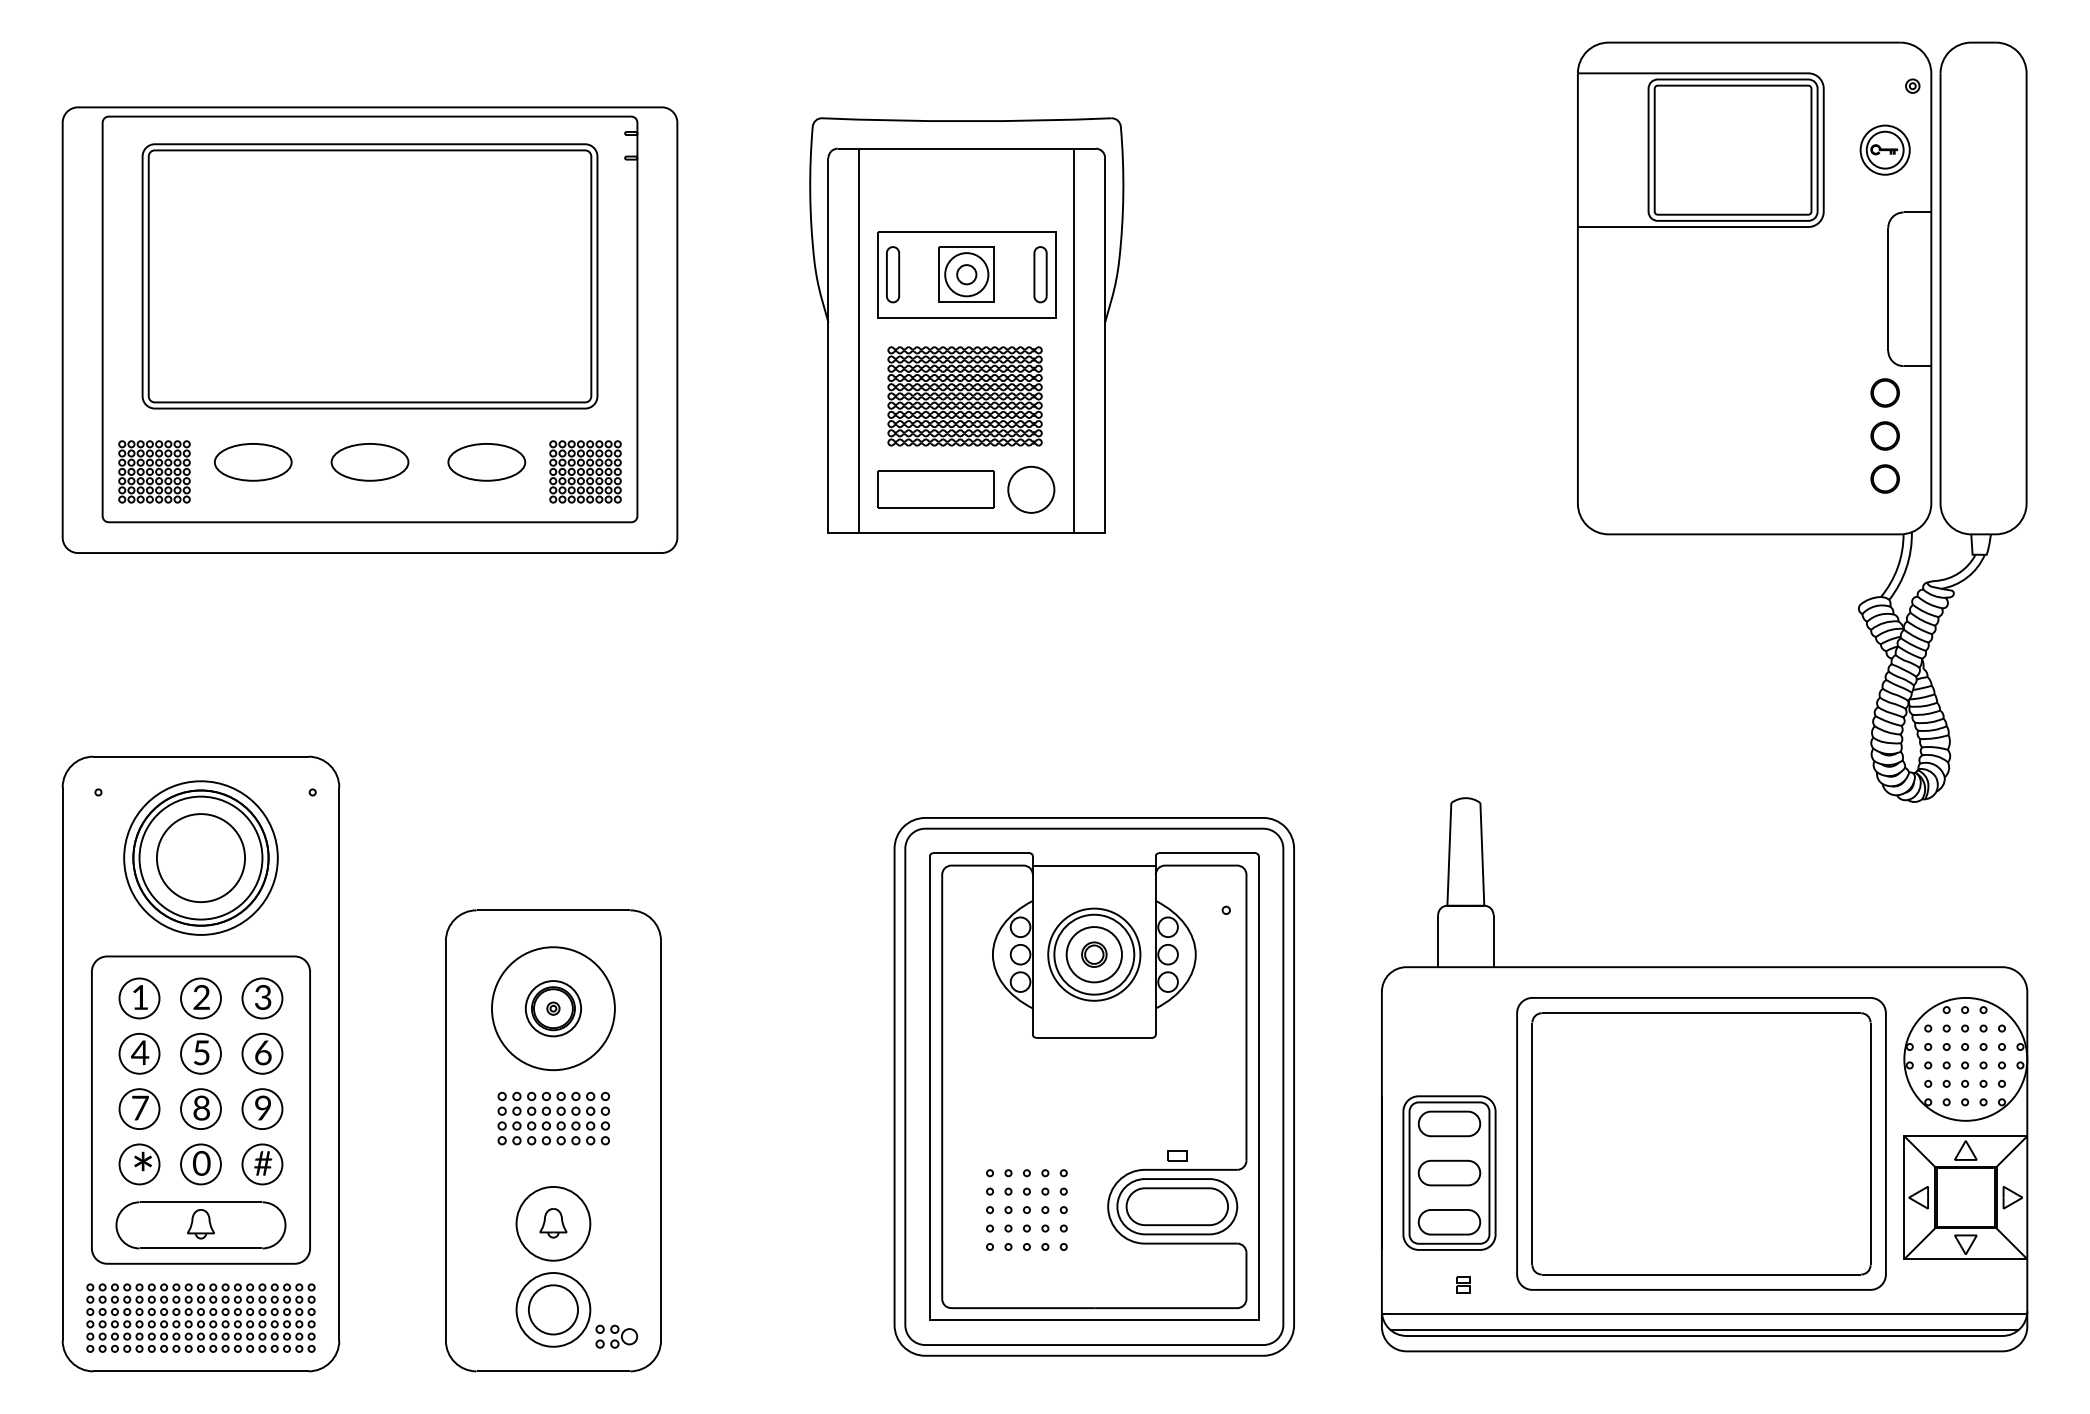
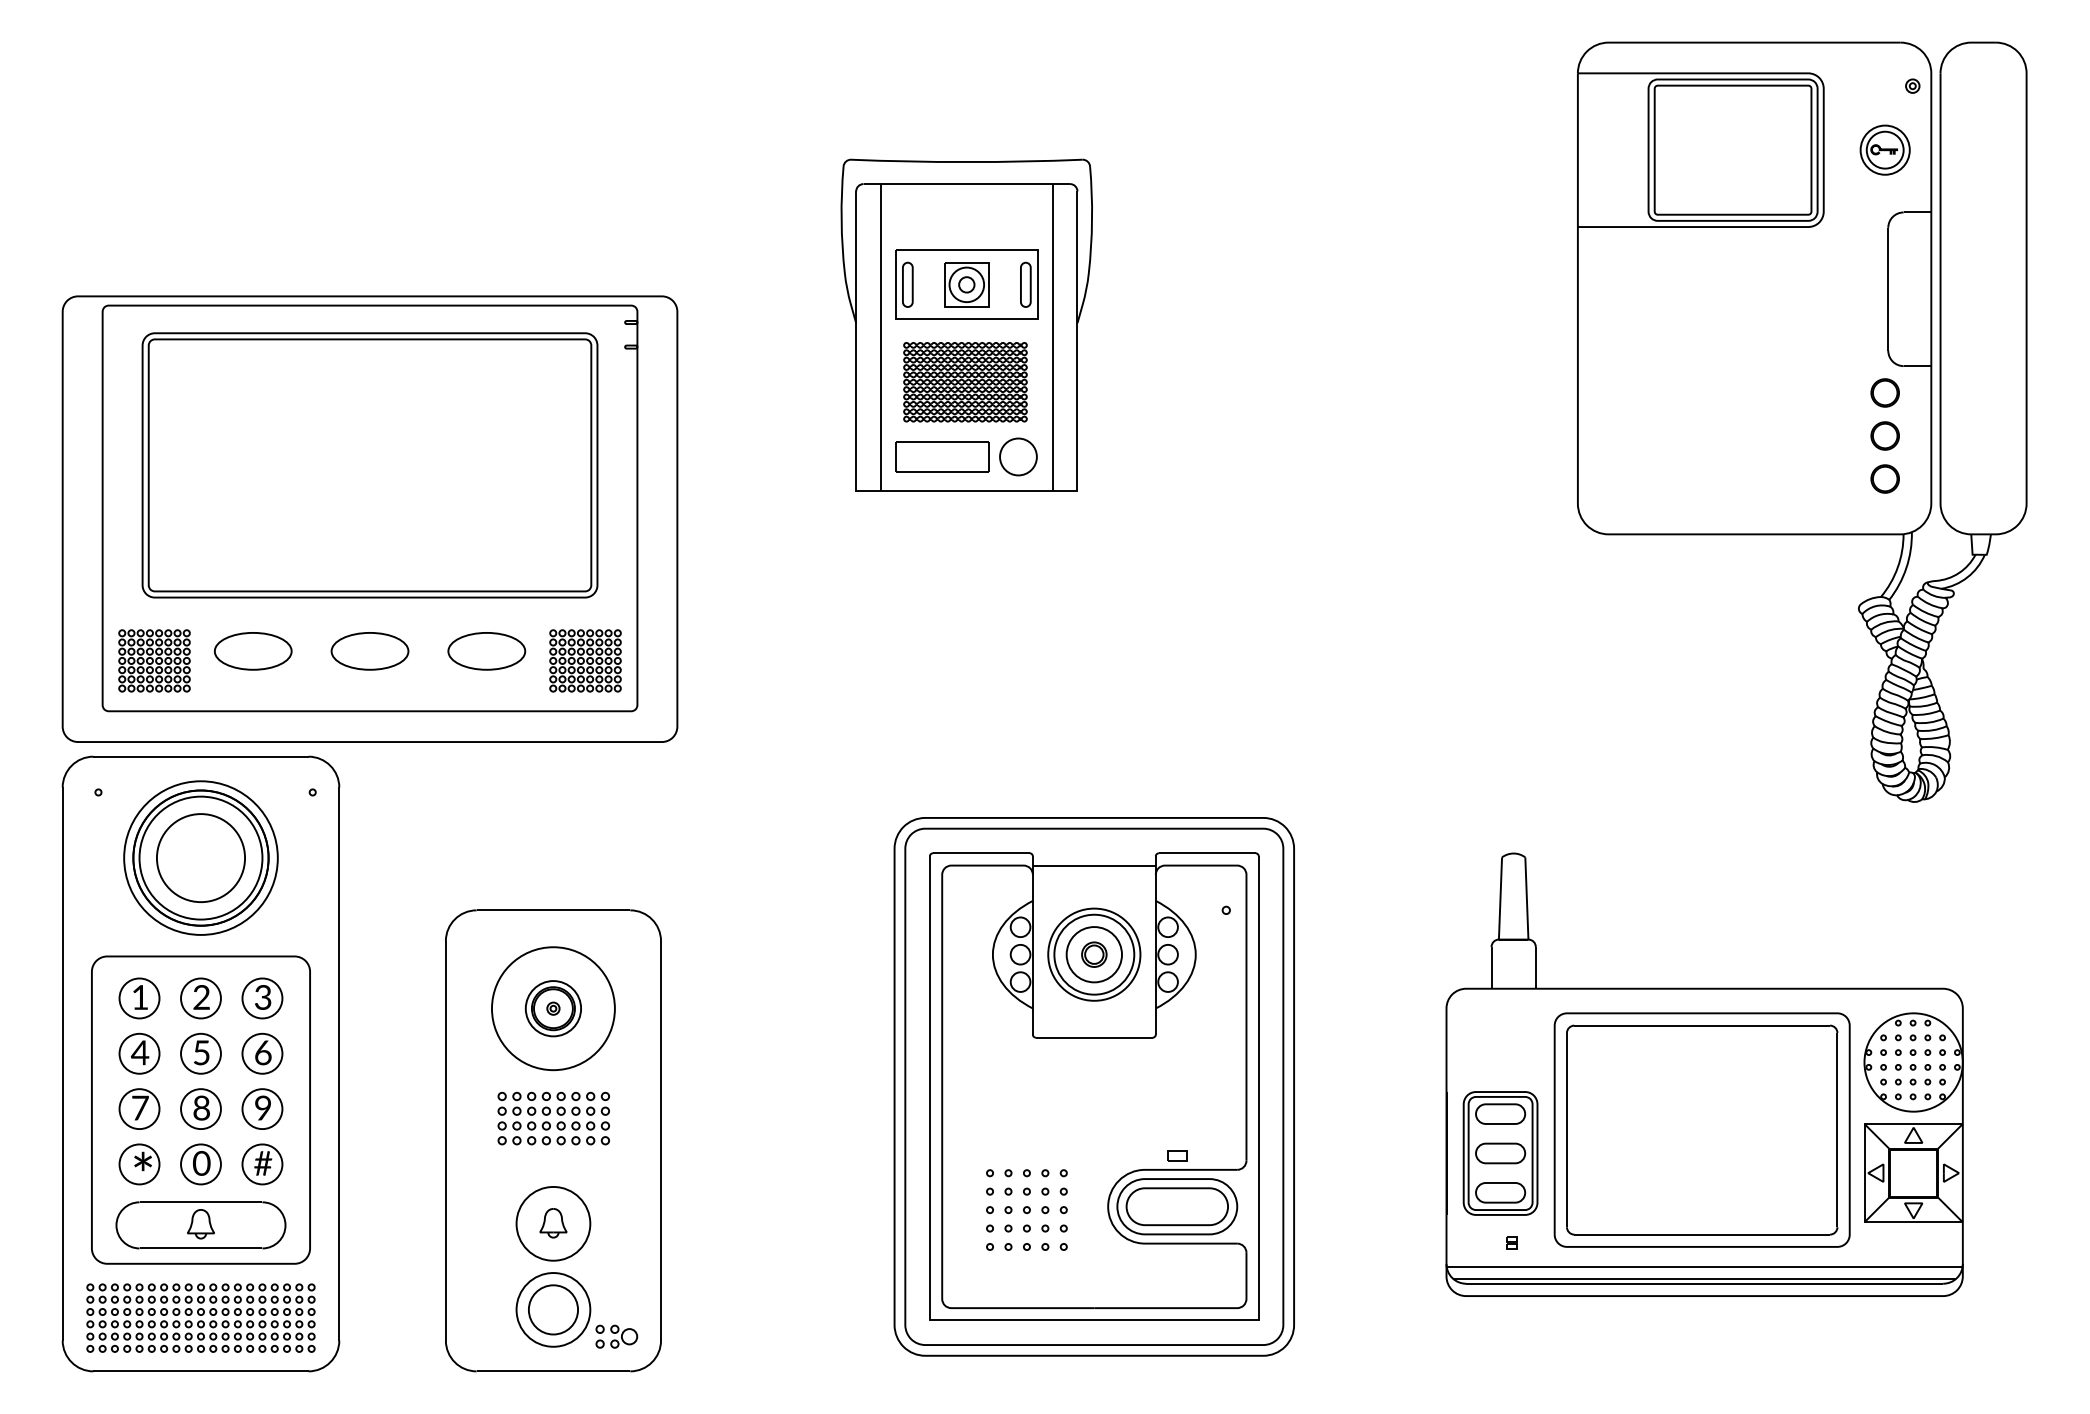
part size: 316x417 px -> 253x334 px (966, 324)
part position: (369, 329) -> (369, 518) (369, 518)
part size: 648x556 px -> 519x445 px (1704, 1074)
